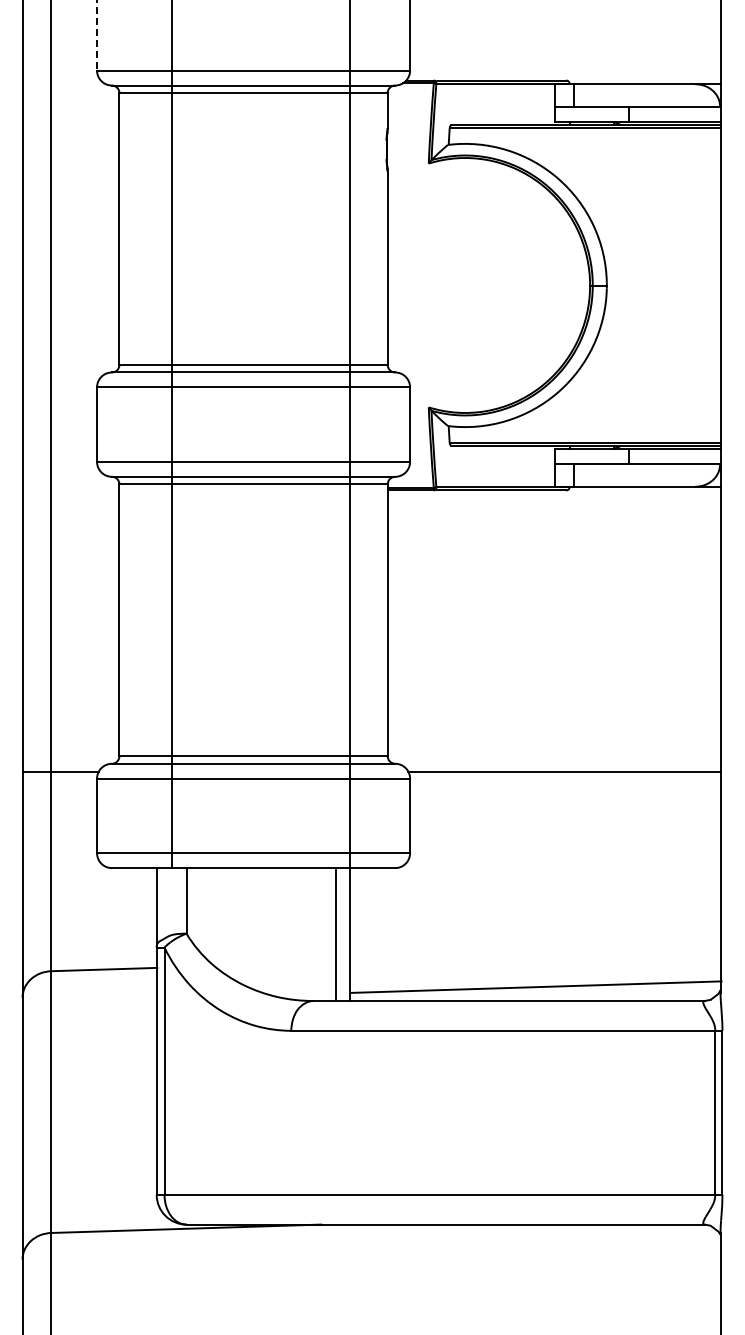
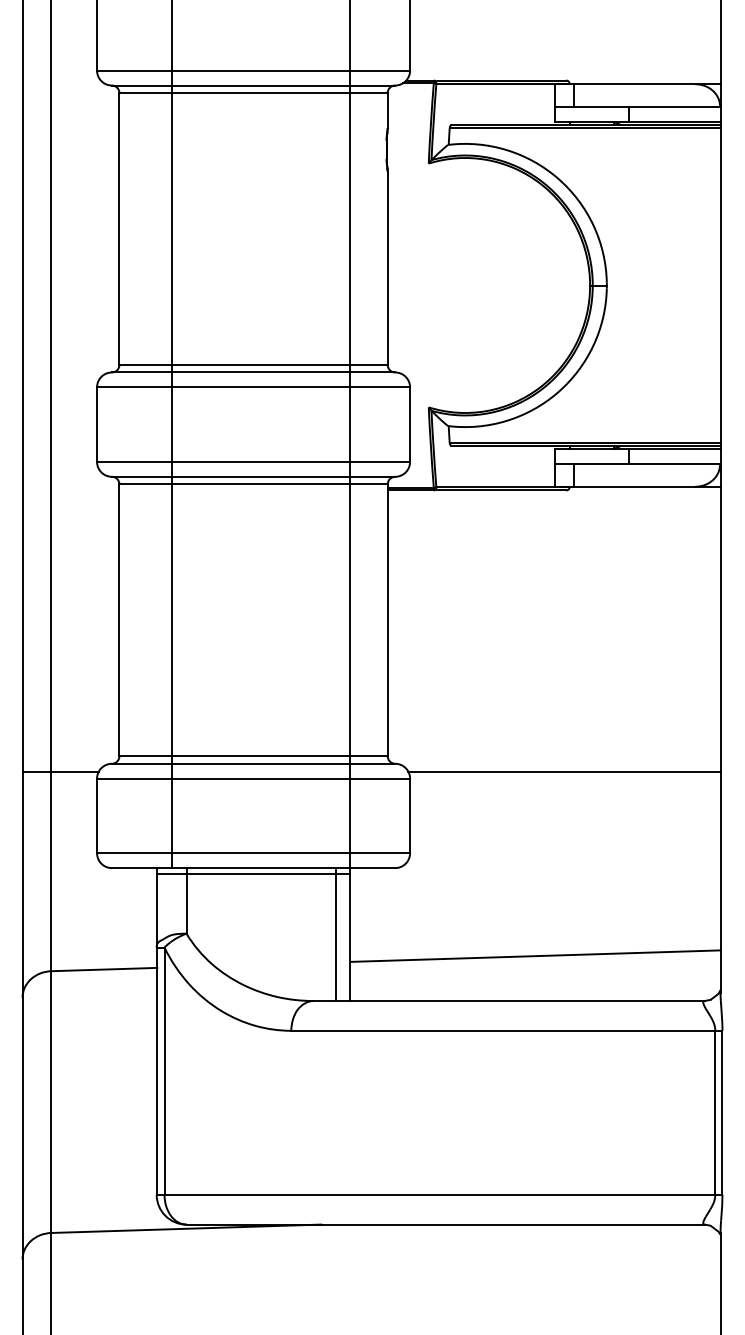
line: dashed -> solid (97, 35)
line: none -> present (253, 874)
line position: (536, 986) -> (535, 955) (535, 955)
